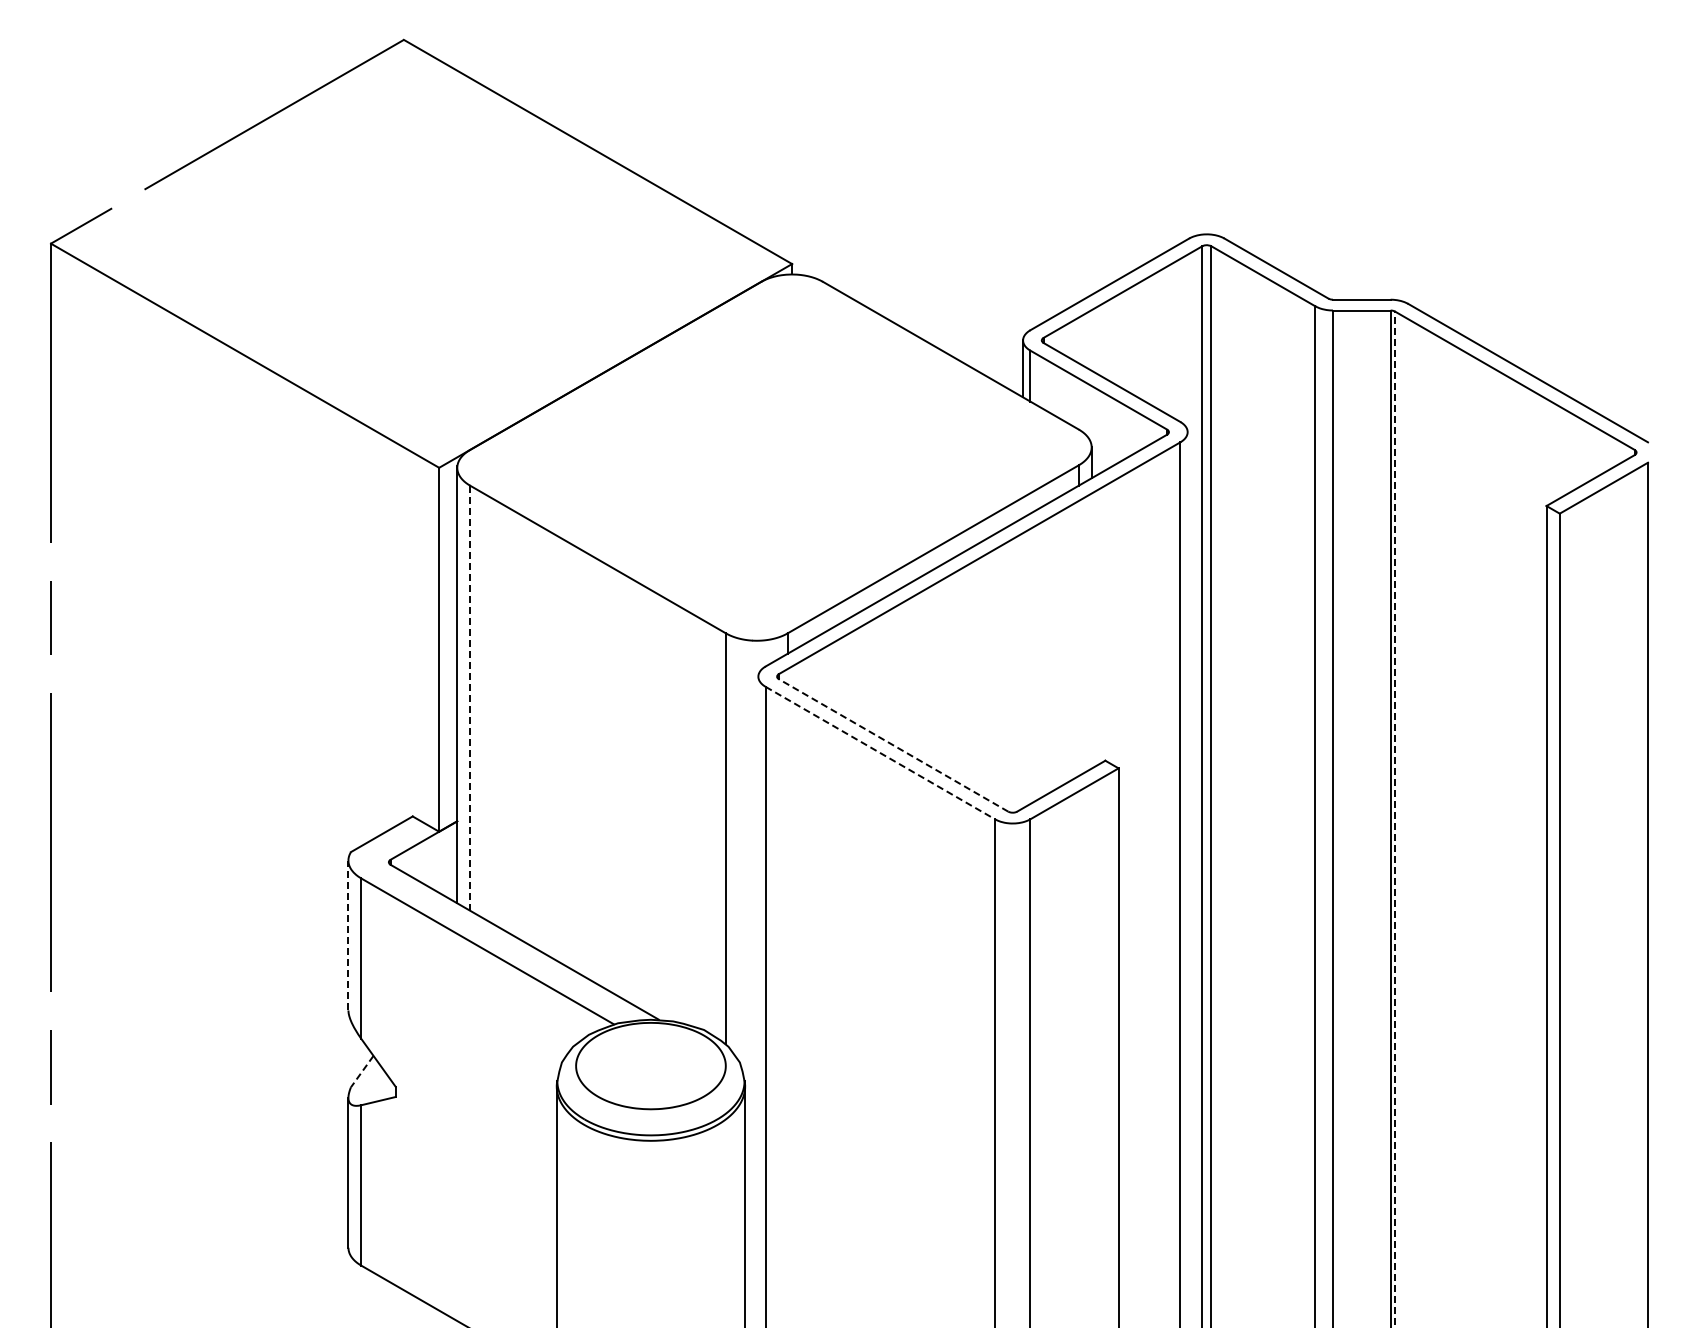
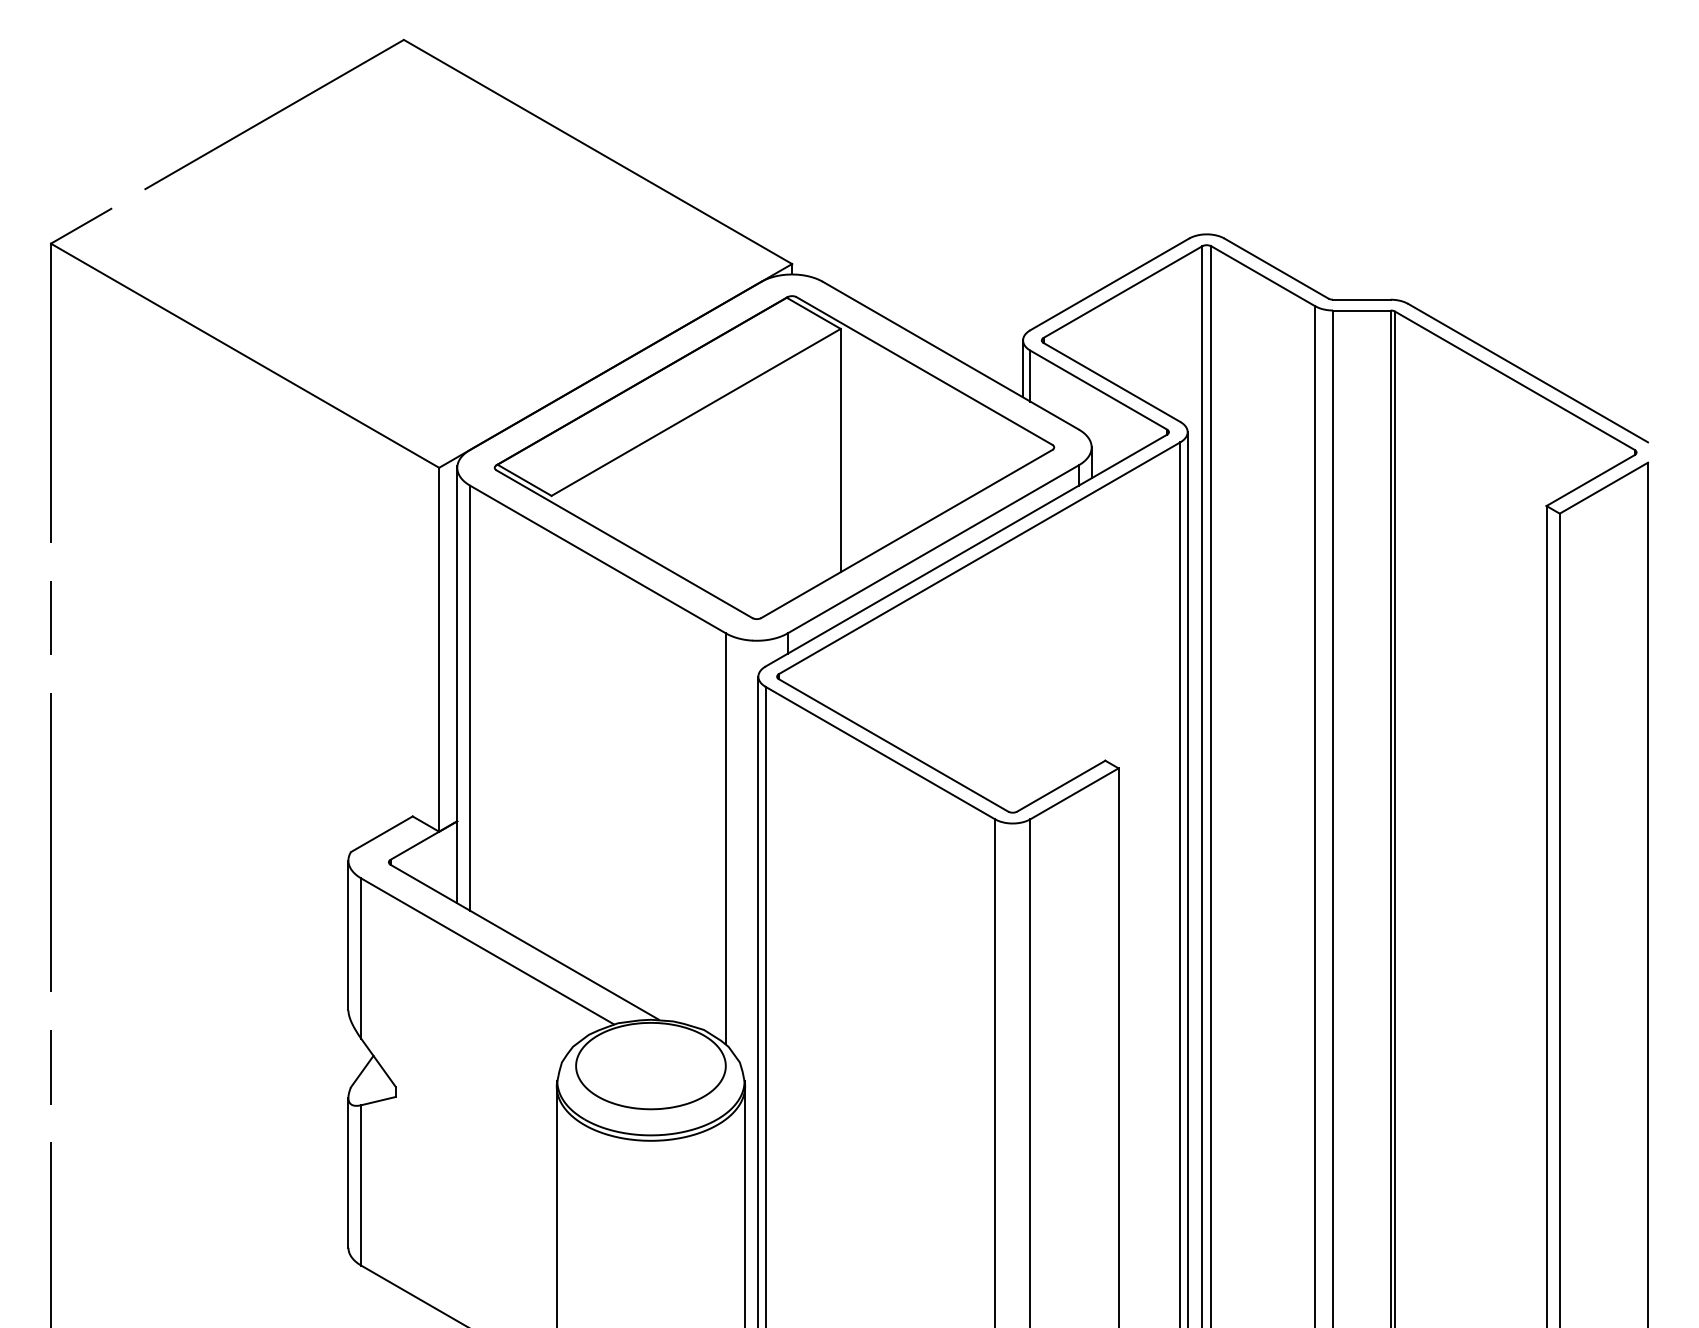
part: none -> present (774, 457)
line: dashed -> solid (470, 698)
line: dashed -> solid (893, 745)
line: dashed -> solid (880, 753)
line: dashed -> solid (1395, 819)
line: none -> present (1187, 878)
line: dashed -> solid (348, 935)
line: none -> present (758, 1000)
line: dashed -> solid (361, 1072)
